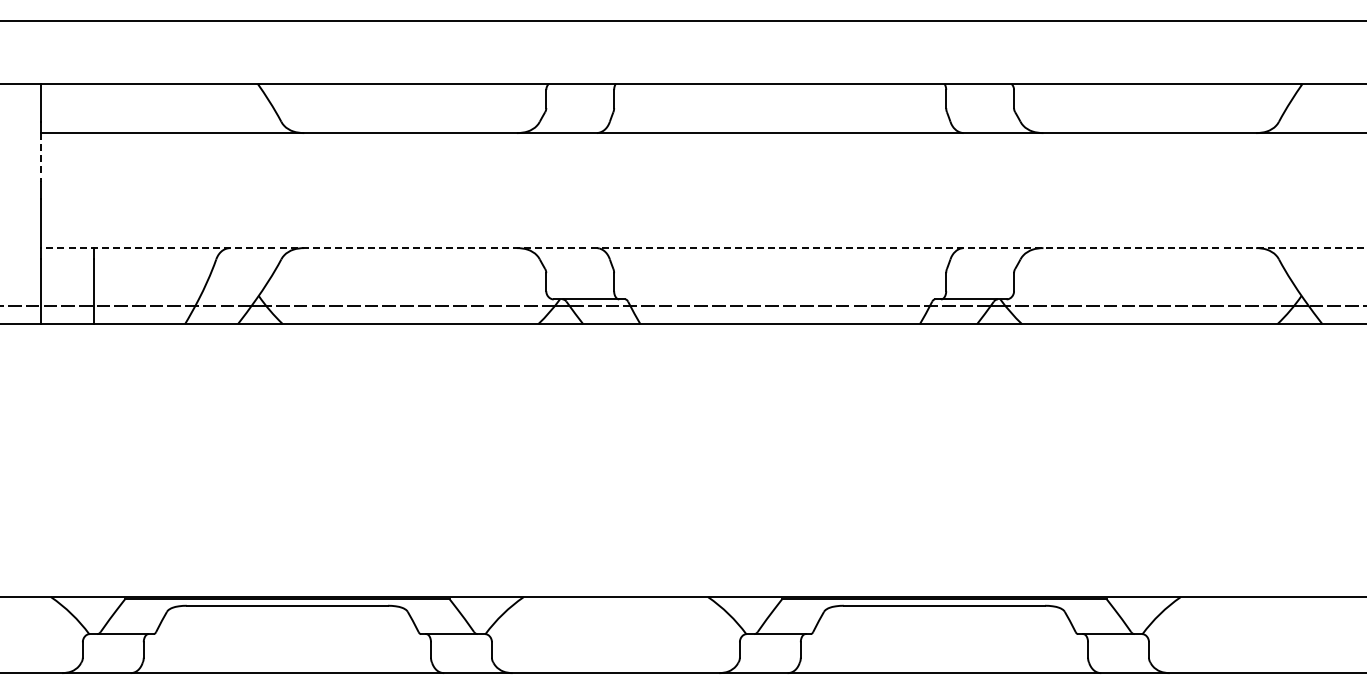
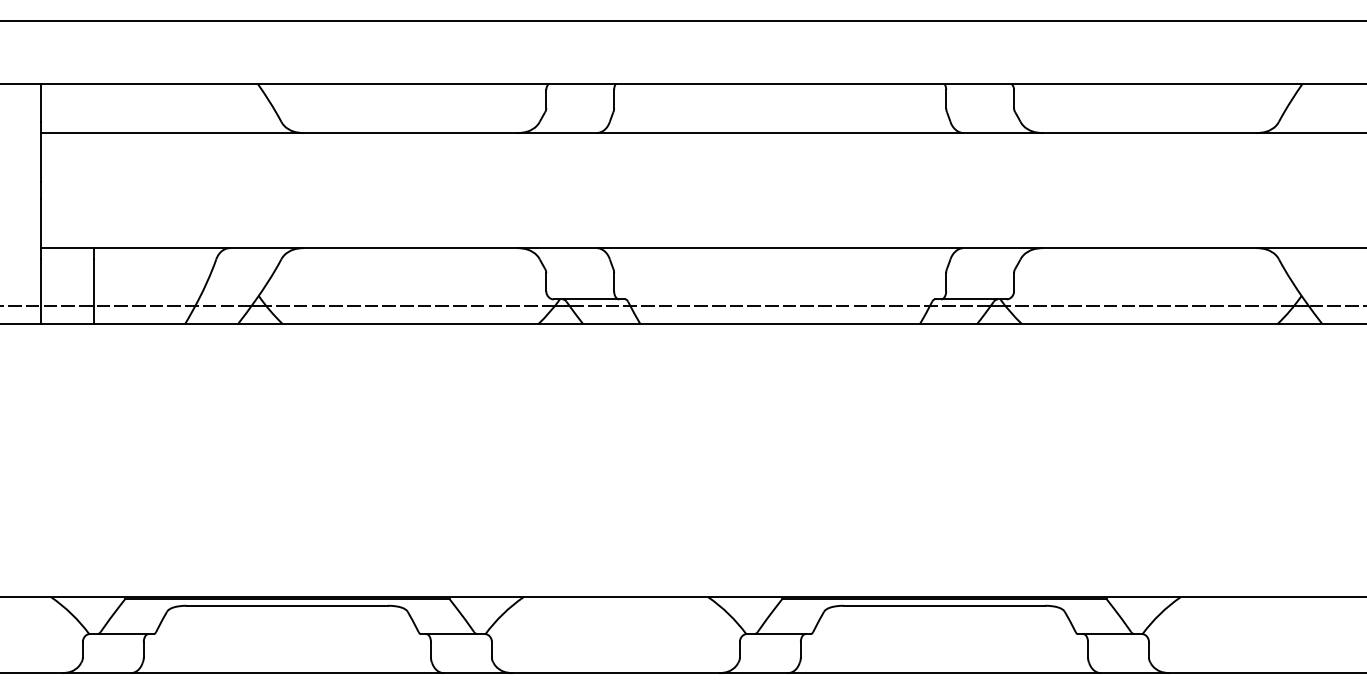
line: dashed -> solid (41, 157)
line: dashed -> solid (703, 248)
